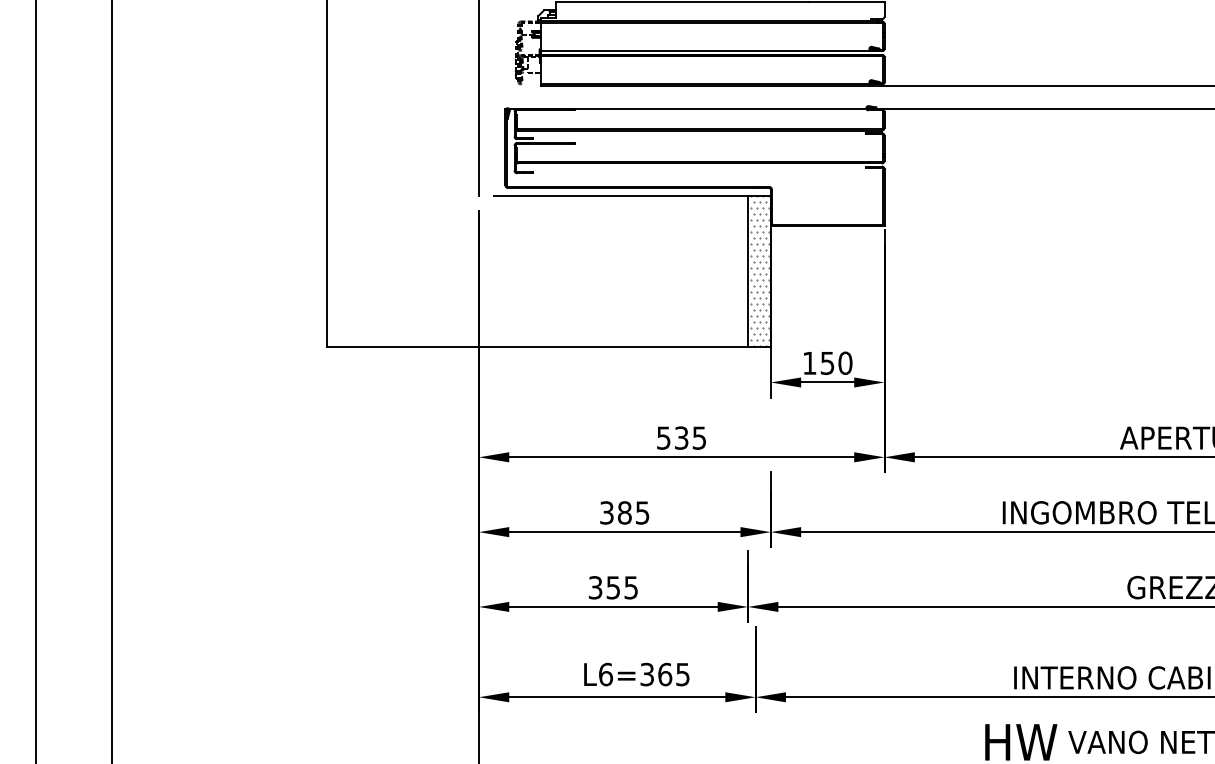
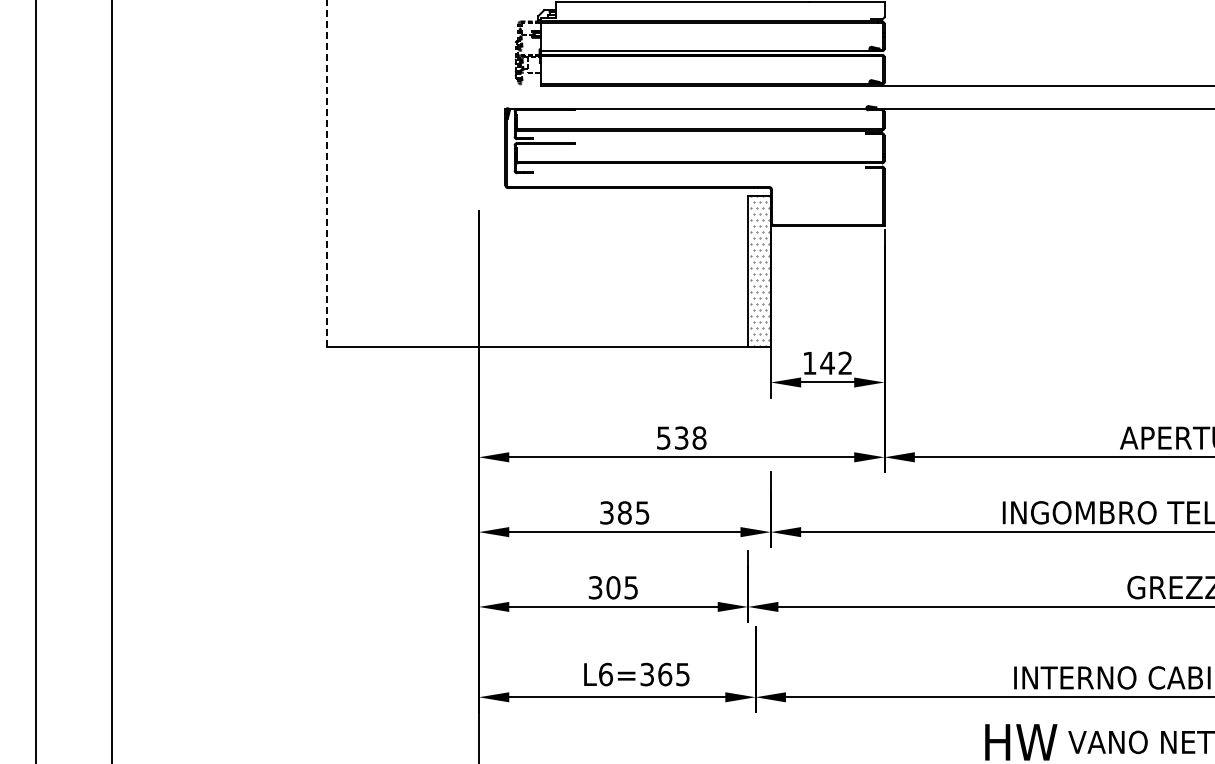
line: present -> none (478, 98)
line: solid -> dashed (327, 173)
line: present -> none (621, 195)
text: 150 -> 142 (836, 362)
text: 535 -> 538 (699, 437)
text: 355 -> 305 (613, 587)
